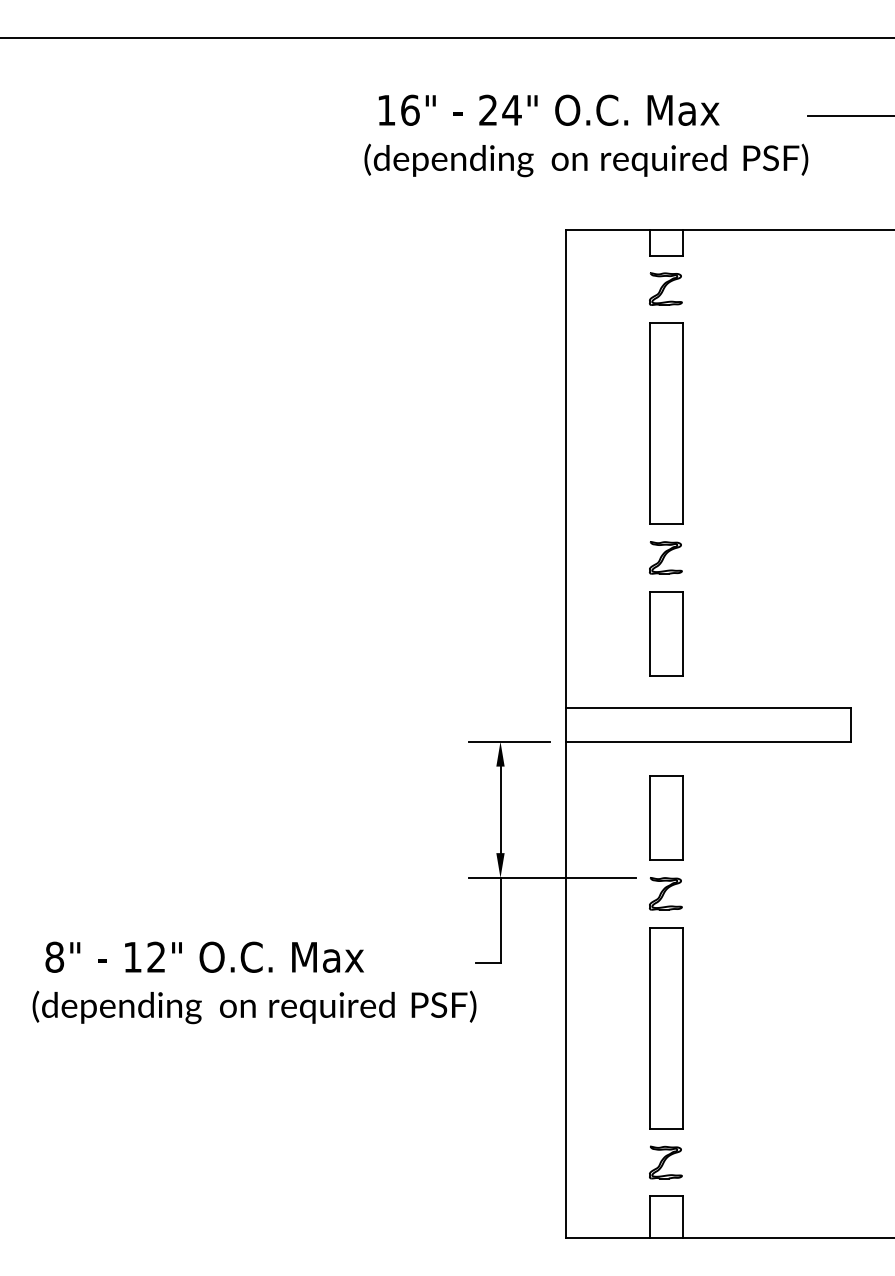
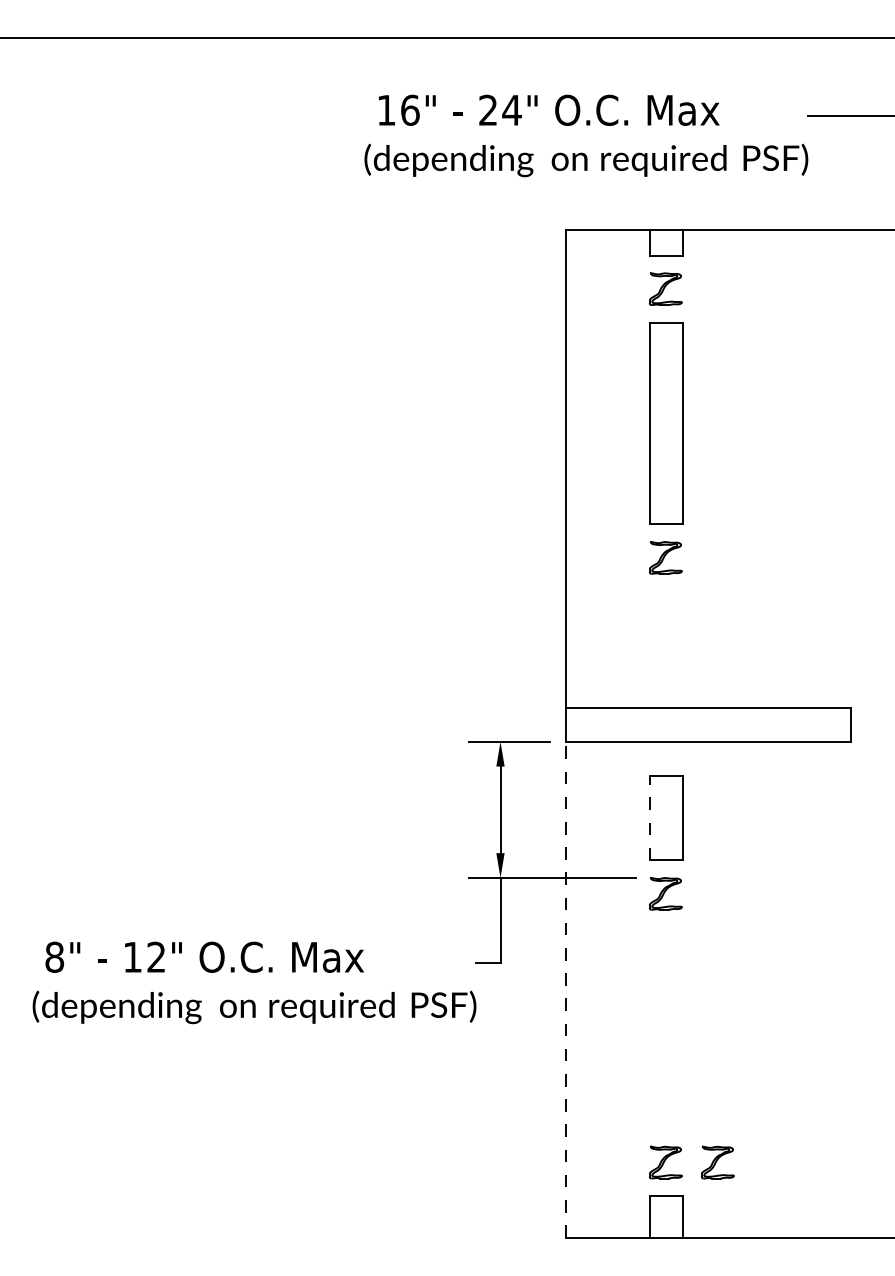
part: present -> none (666, 633)
line: solid -> dashed (649, 818)
line: solid -> dashed (565, 989)
part: present -> none (666, 1028)
part: none -> present (717, 1162)
